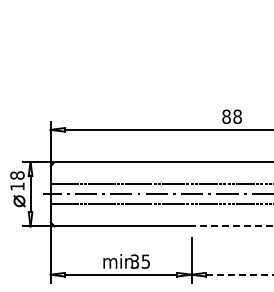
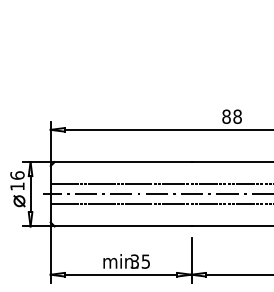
text: 18 -> 16 (17, 175)
line: dashed -> solid (232, 226)
line: dashed -> solid (239, 274)
